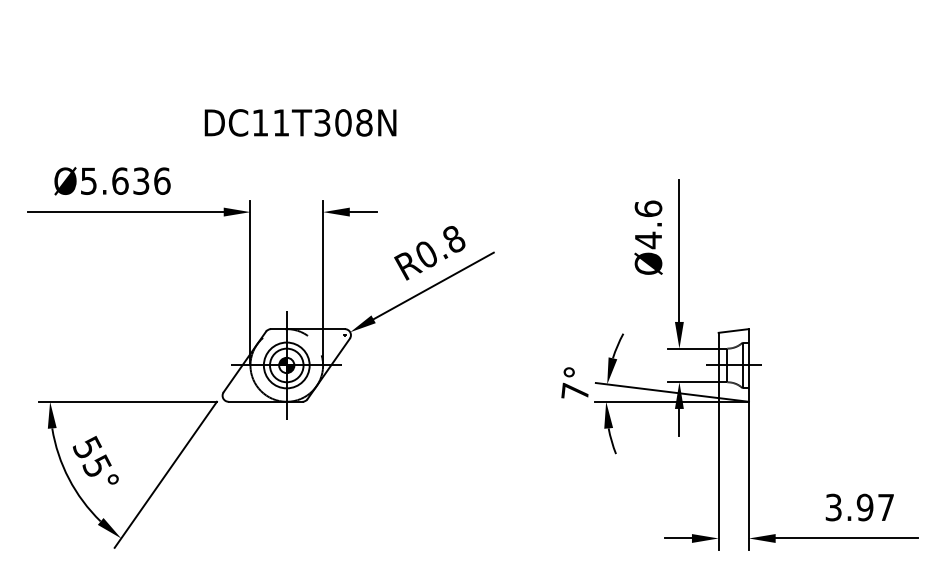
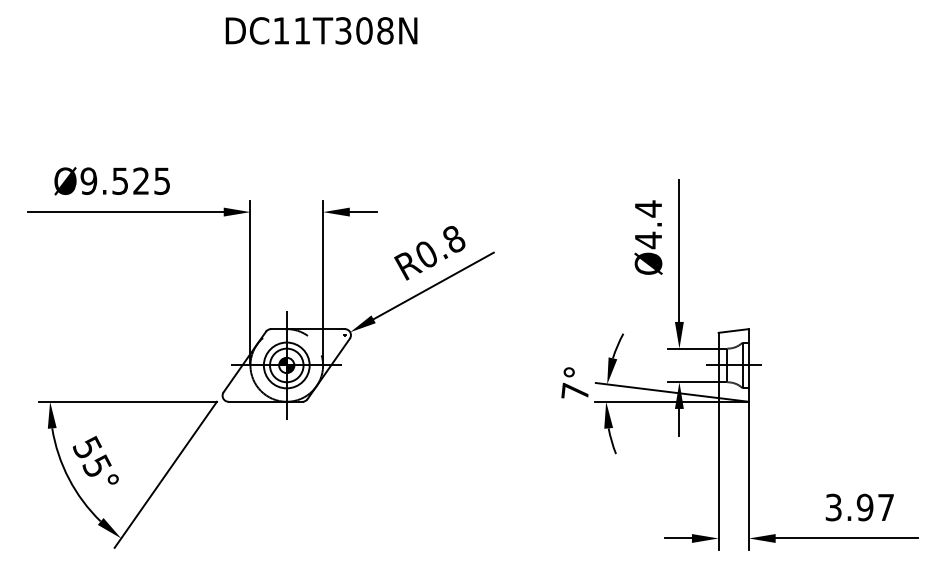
text position: (300, 122) -> (321, 30) (321, 30)
text: Ø5.636 -> Ø9.525 (125, 180)
text: Ø4.6 -> Ø4.4 (648, 208)
